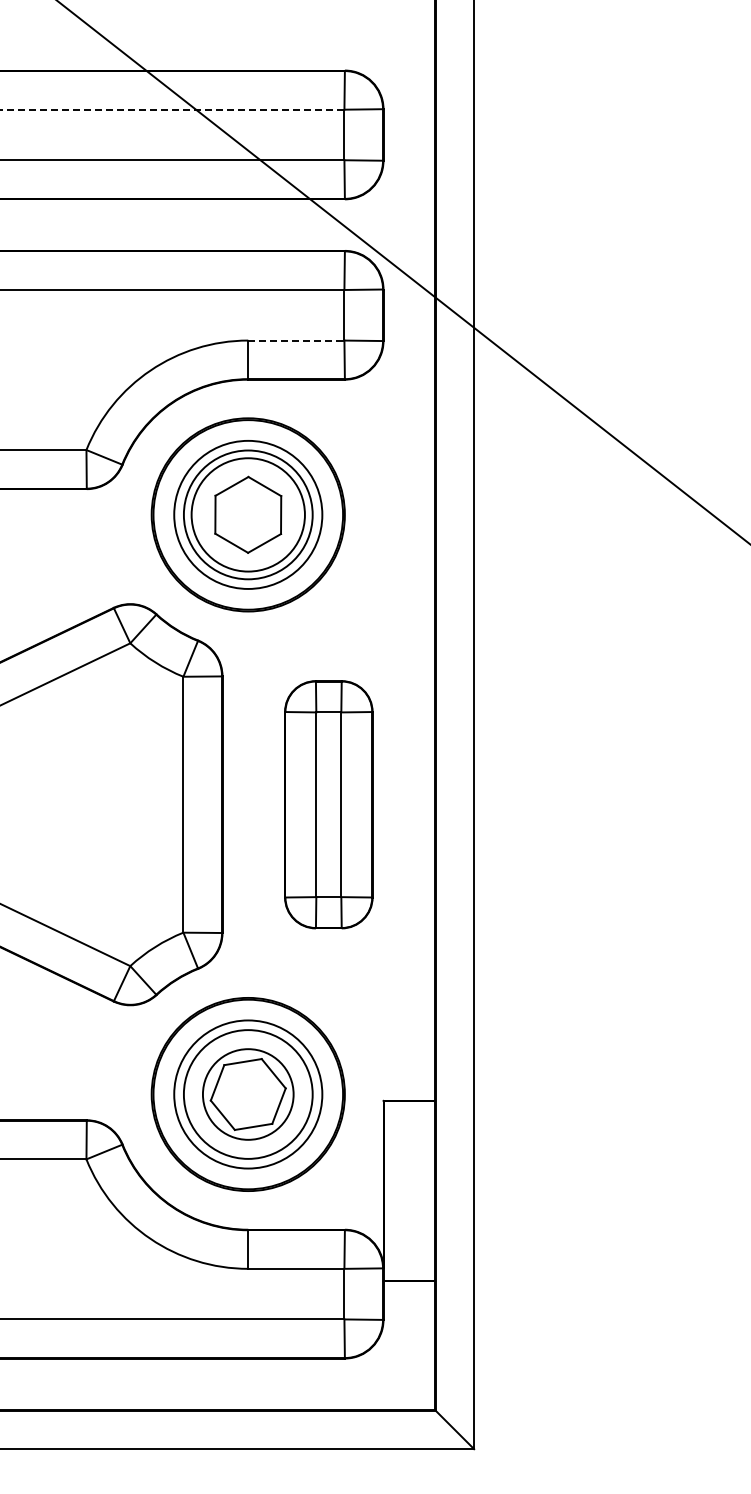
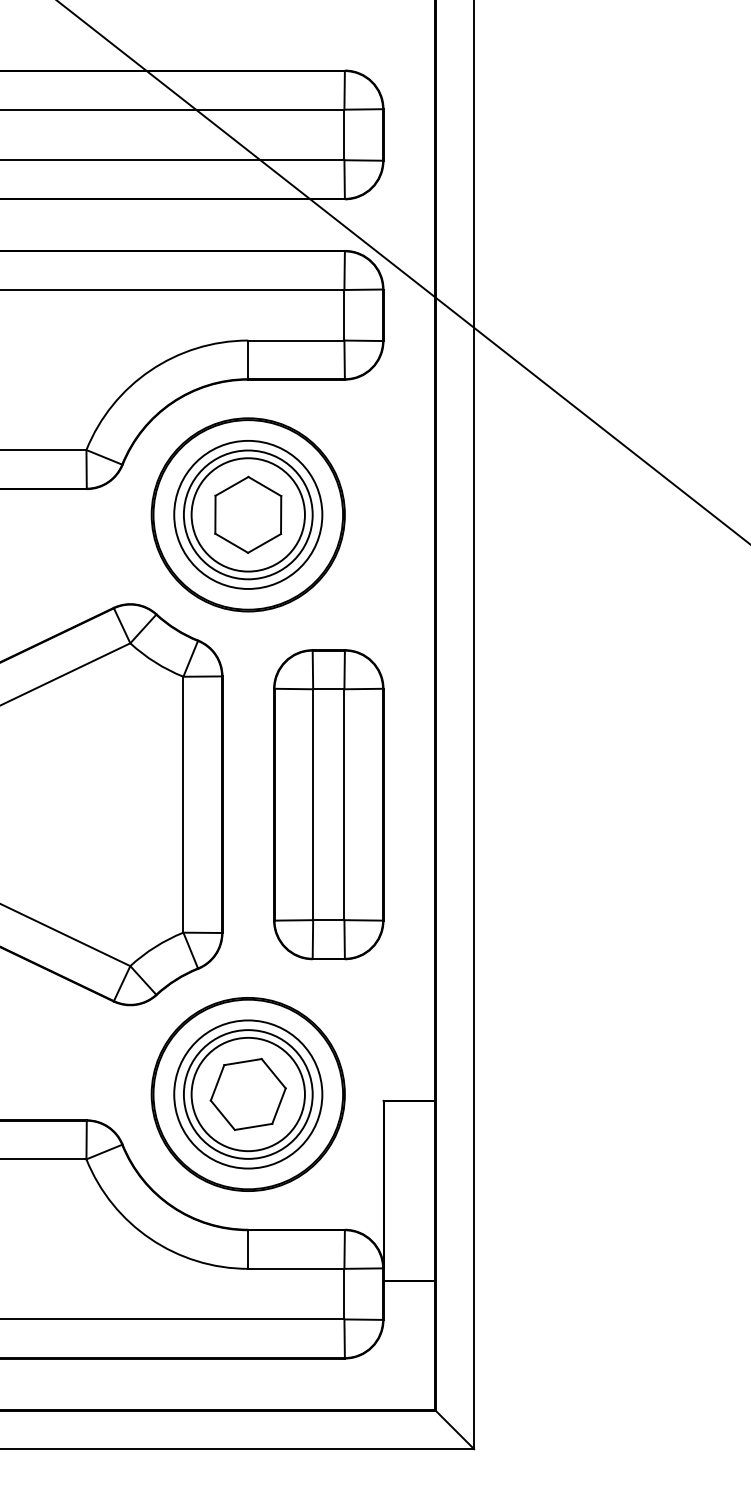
line: dashed -> solid (172, 109)
line: dashed -> solid (296, 340)
part size: 90x250 px -> 112x312 px (328, 804)
circle diameter: 91 px -> 113 px (247, 1094)
